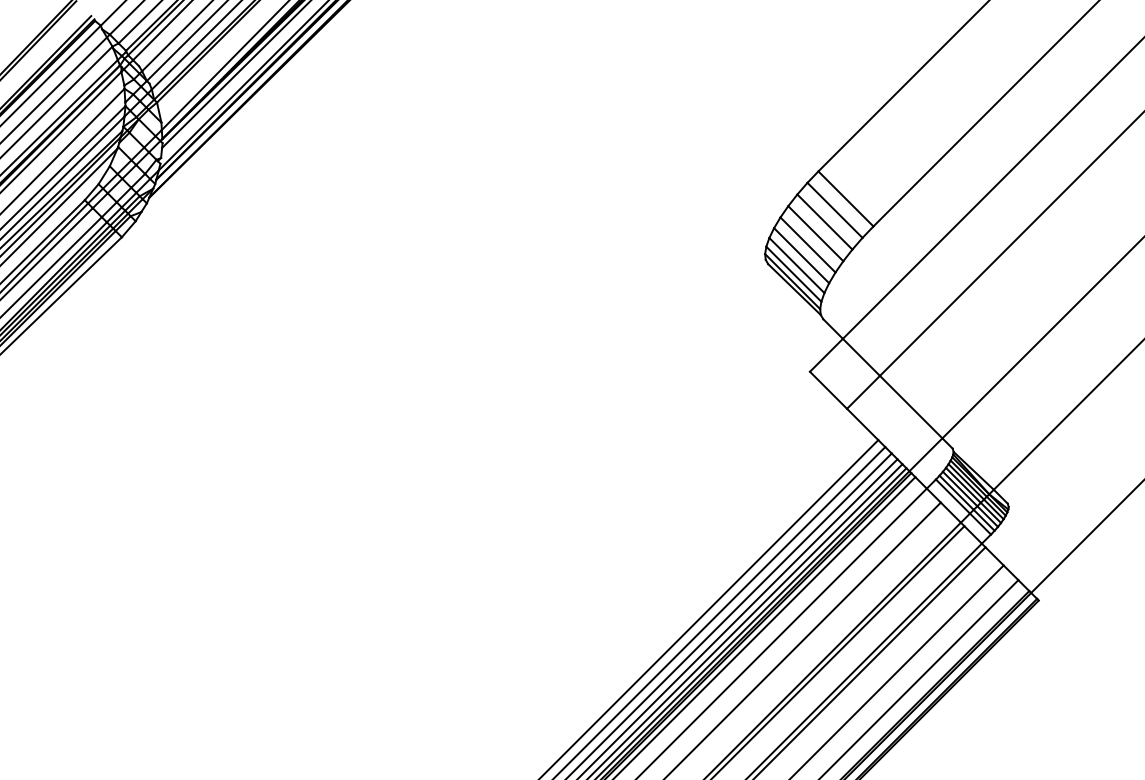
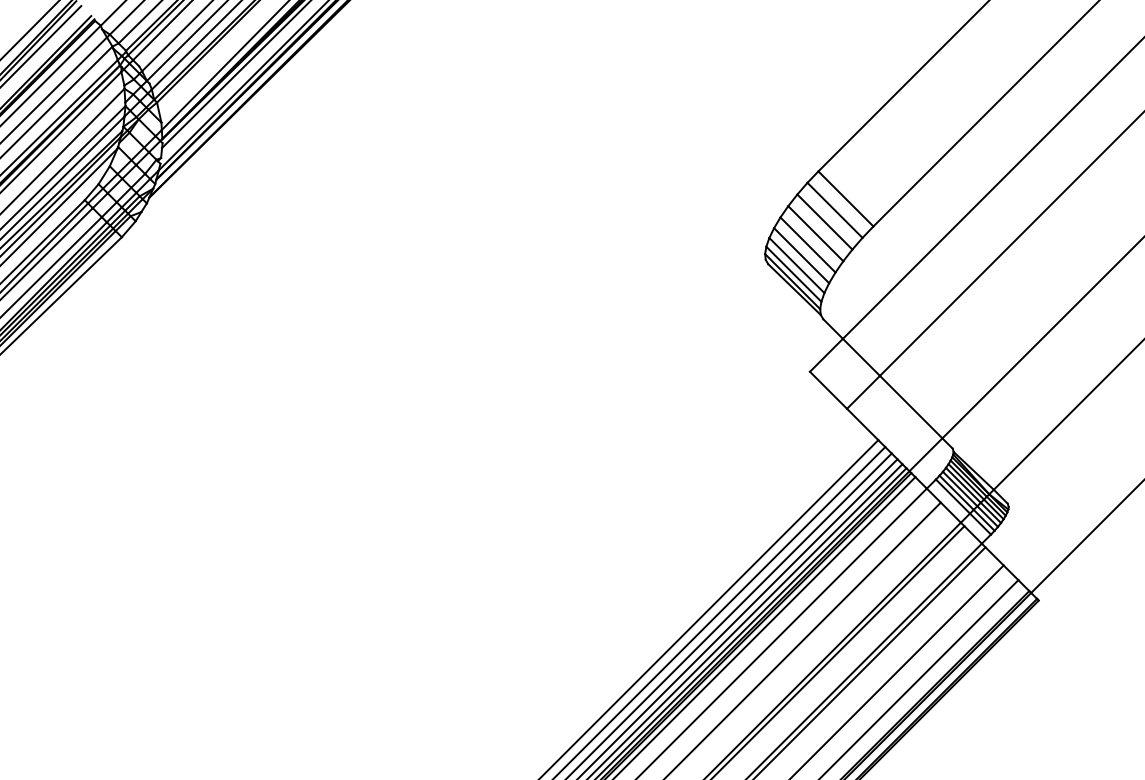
line: none -> present (29, 29)
line: none -> present (41, 45)
